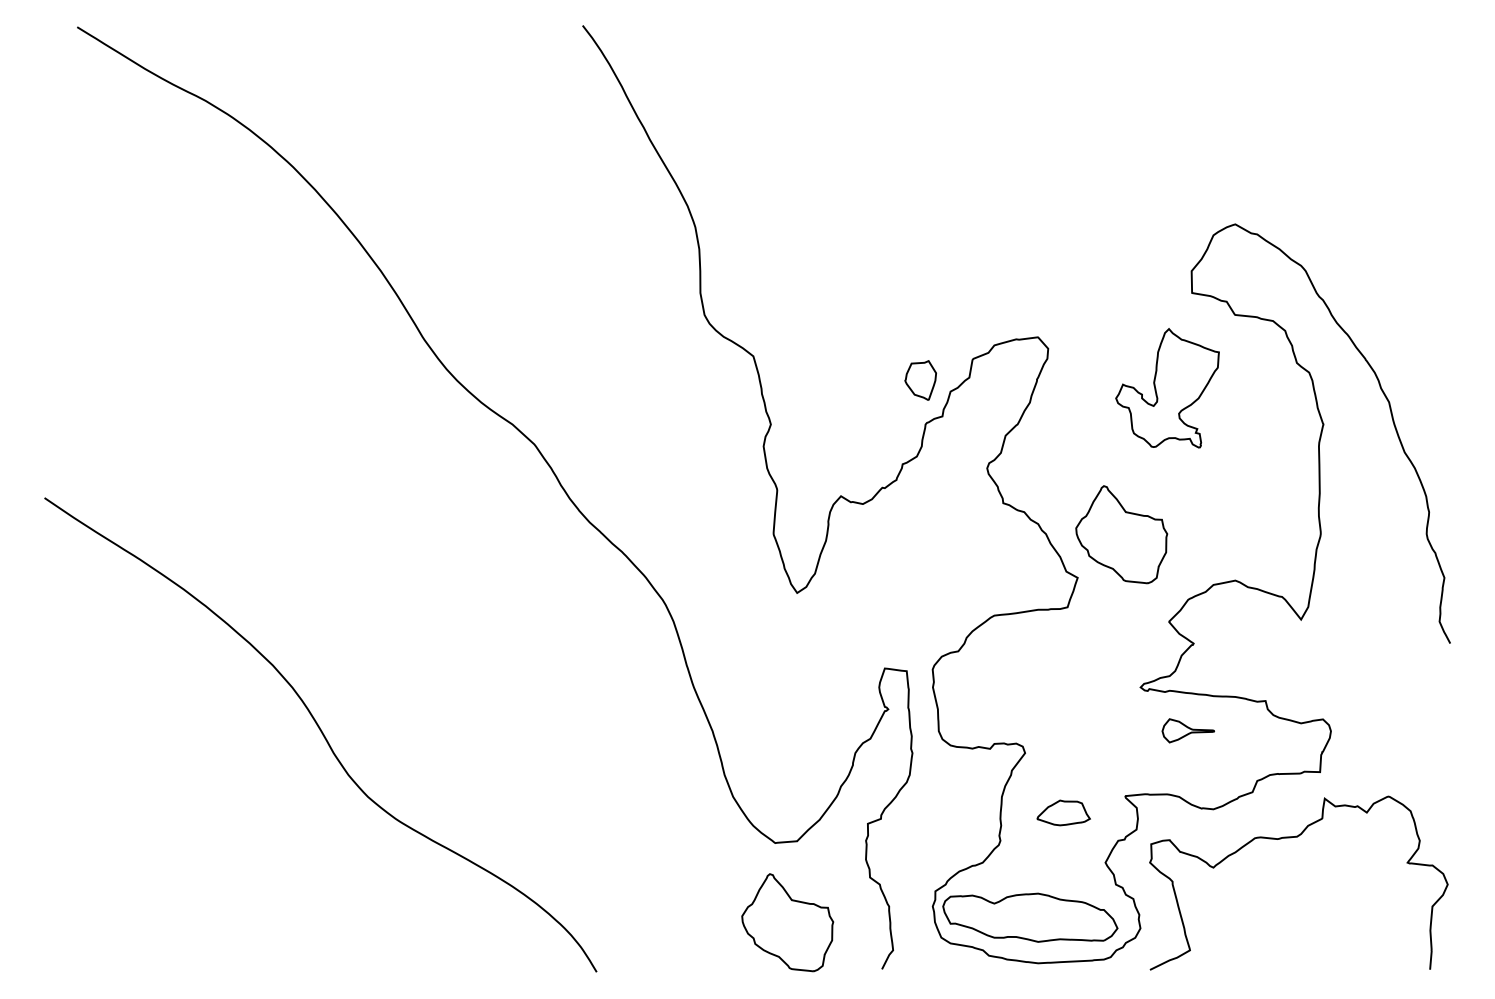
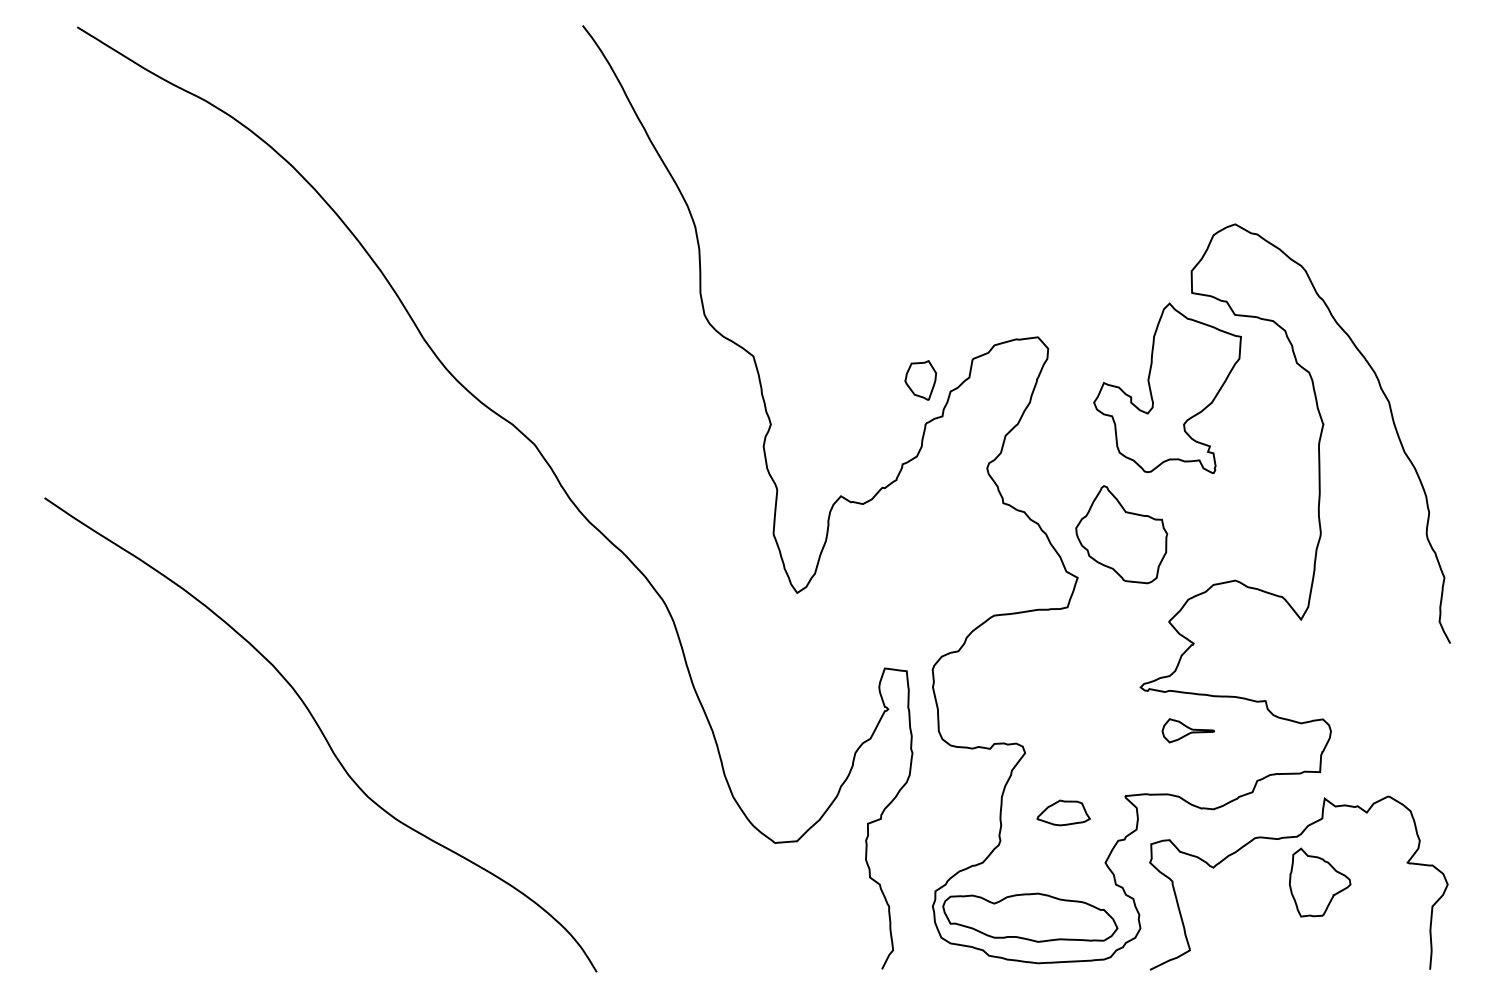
part size: 105x121 px -> 149x173 px (1167, 388)
part: none -> present (1320, 882)
part: present -> none (787, 922)
